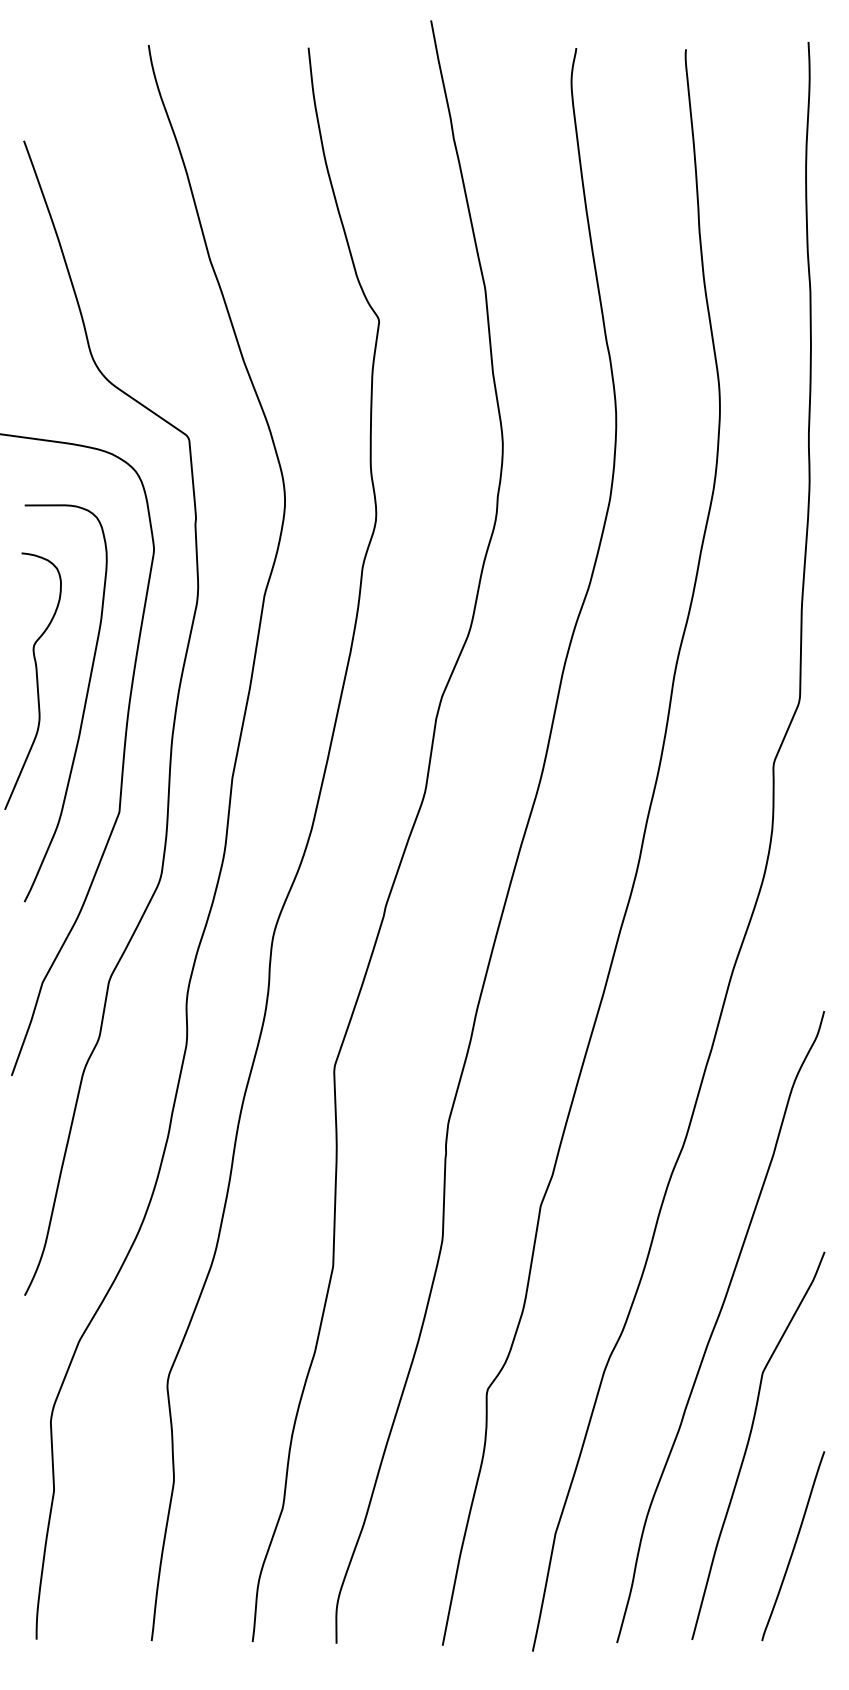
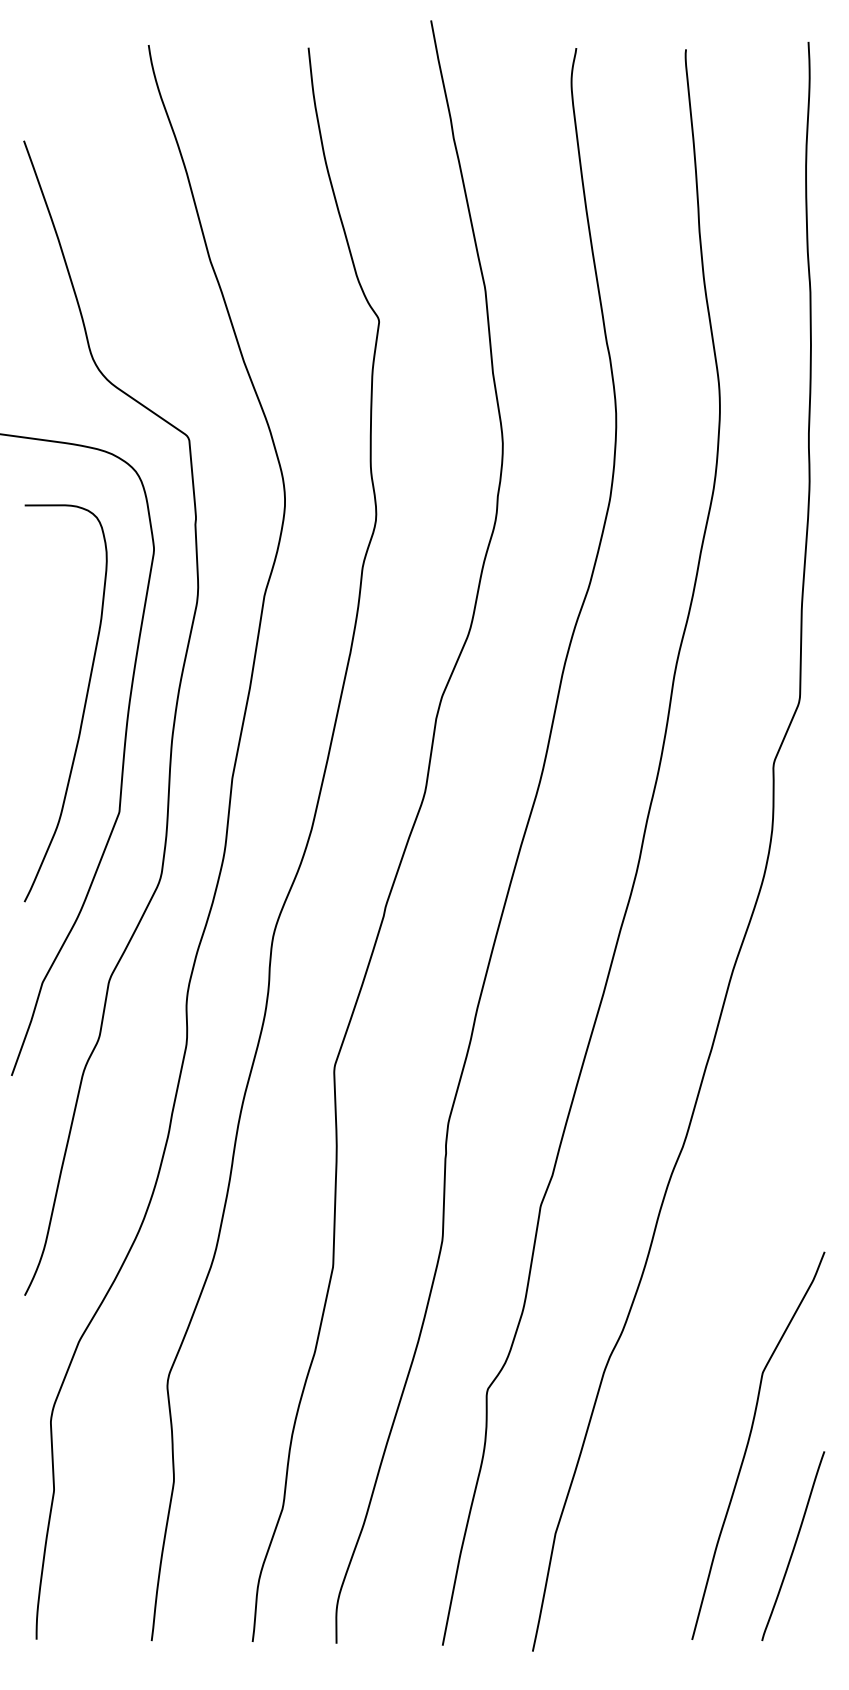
curve: present -> none (36, 681)
curve: present -> none (716, 1325)
